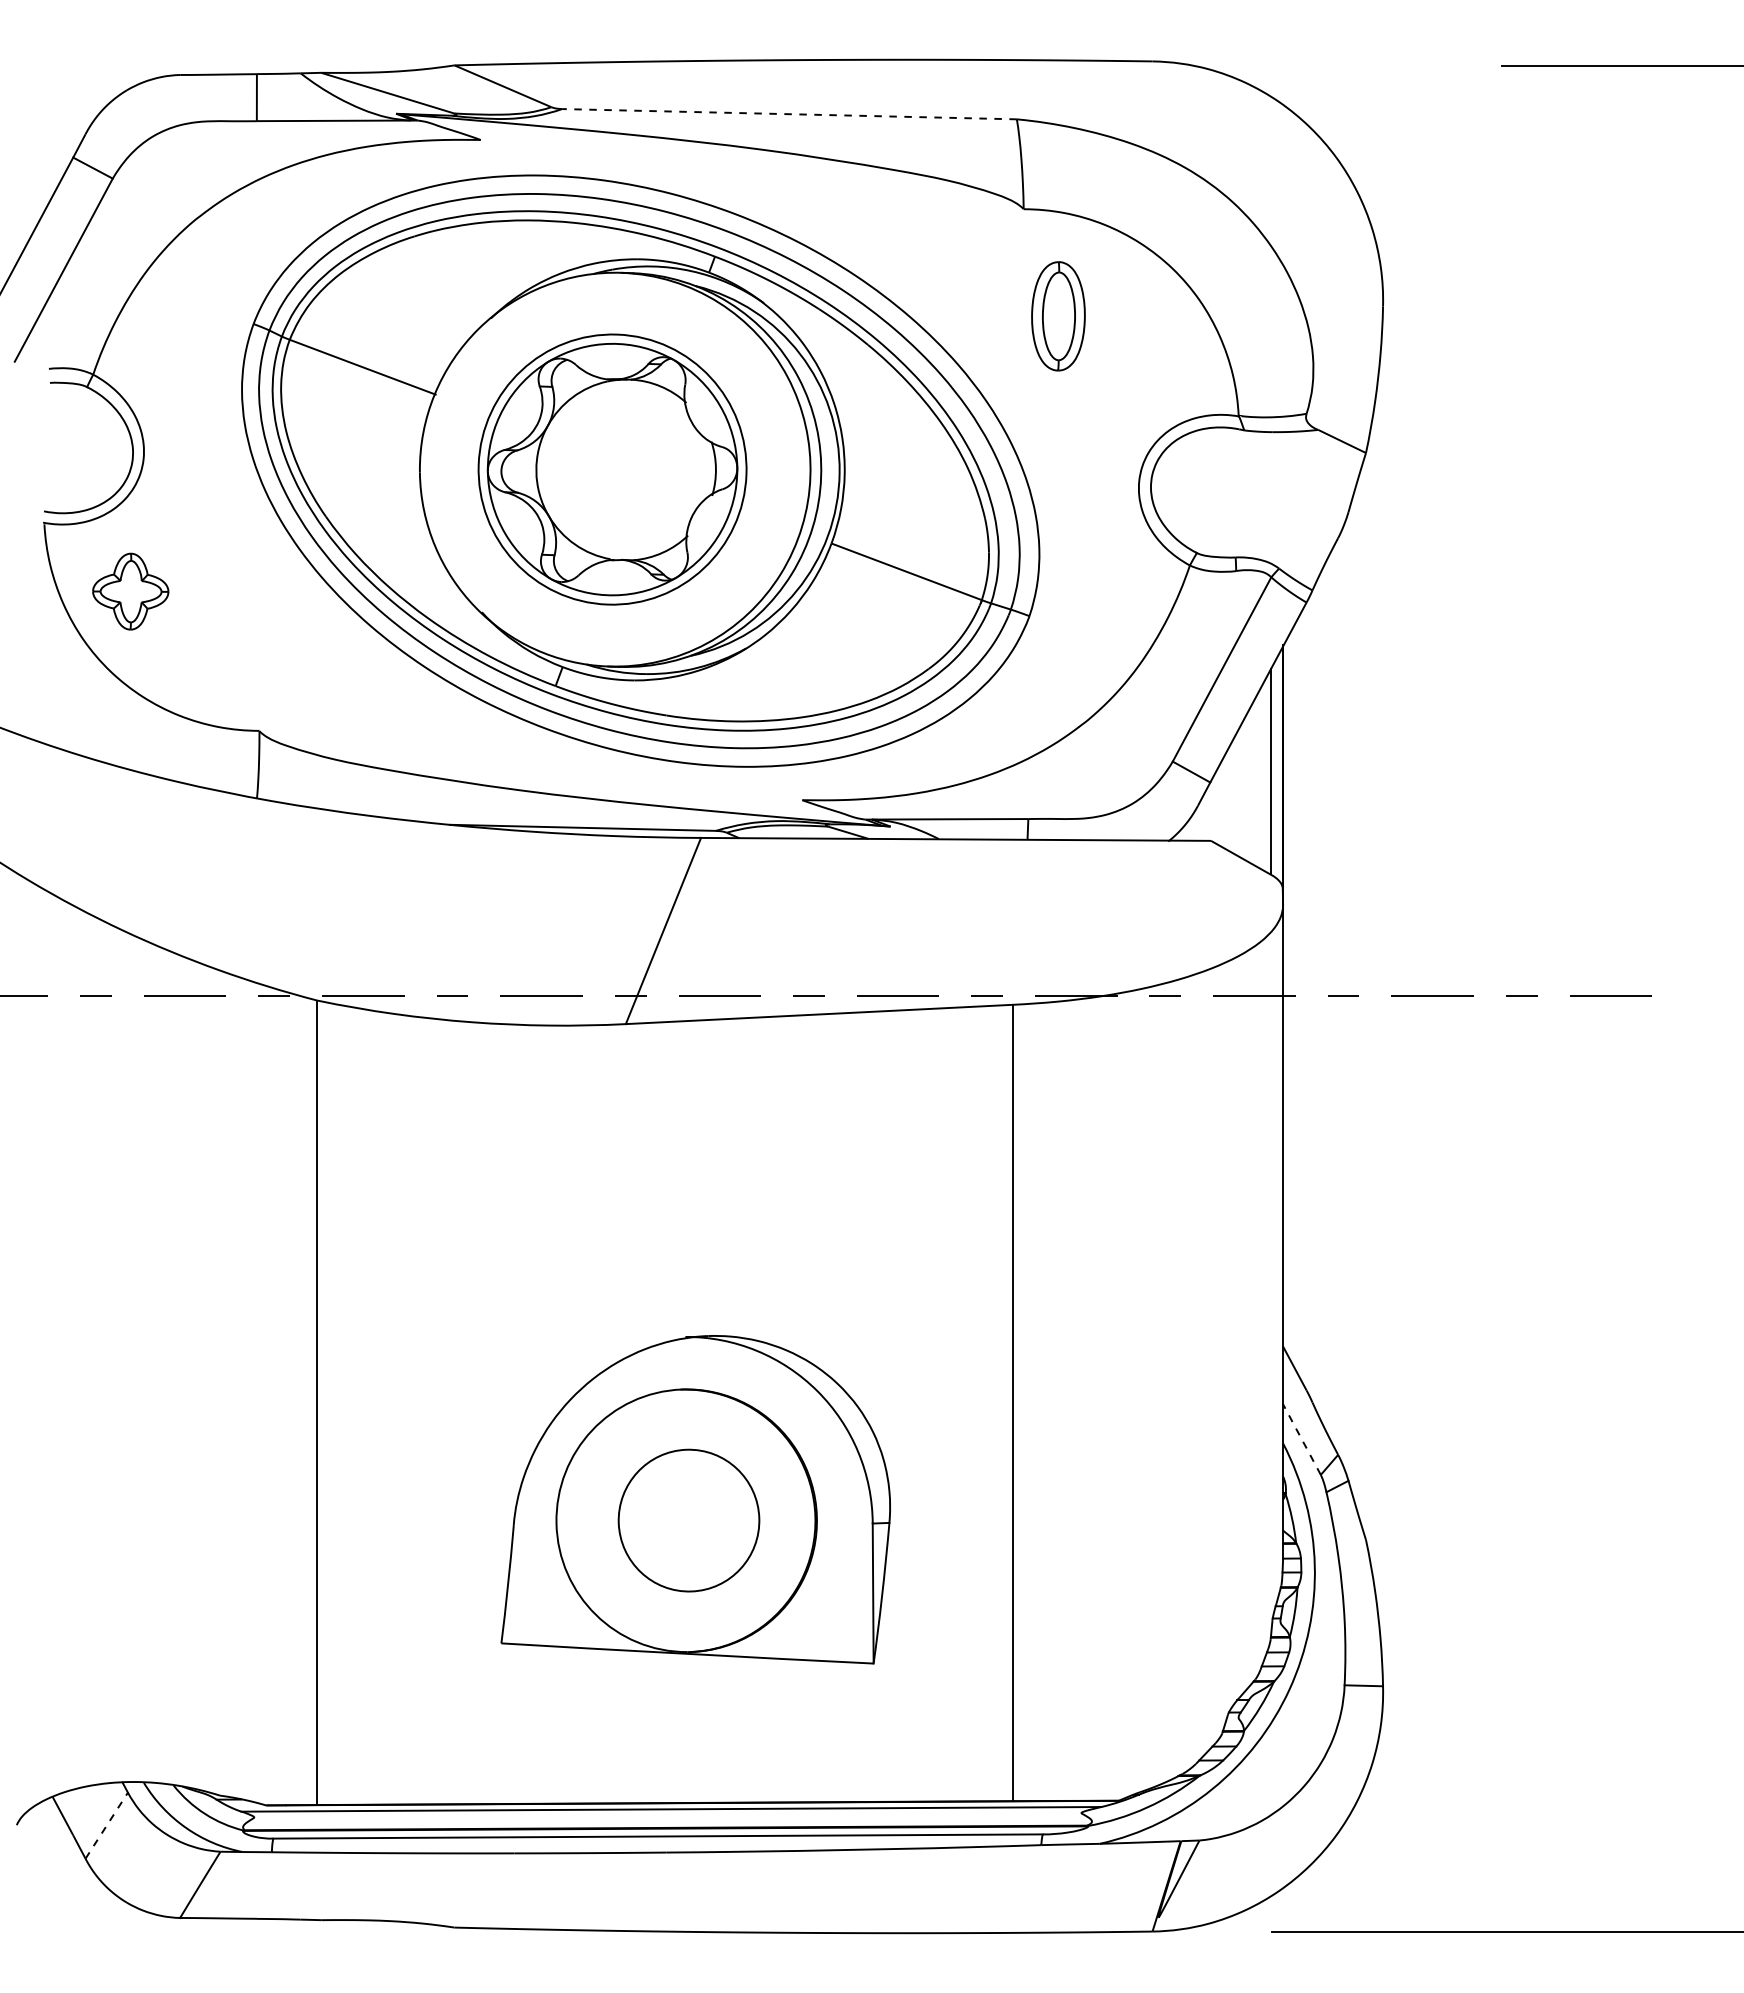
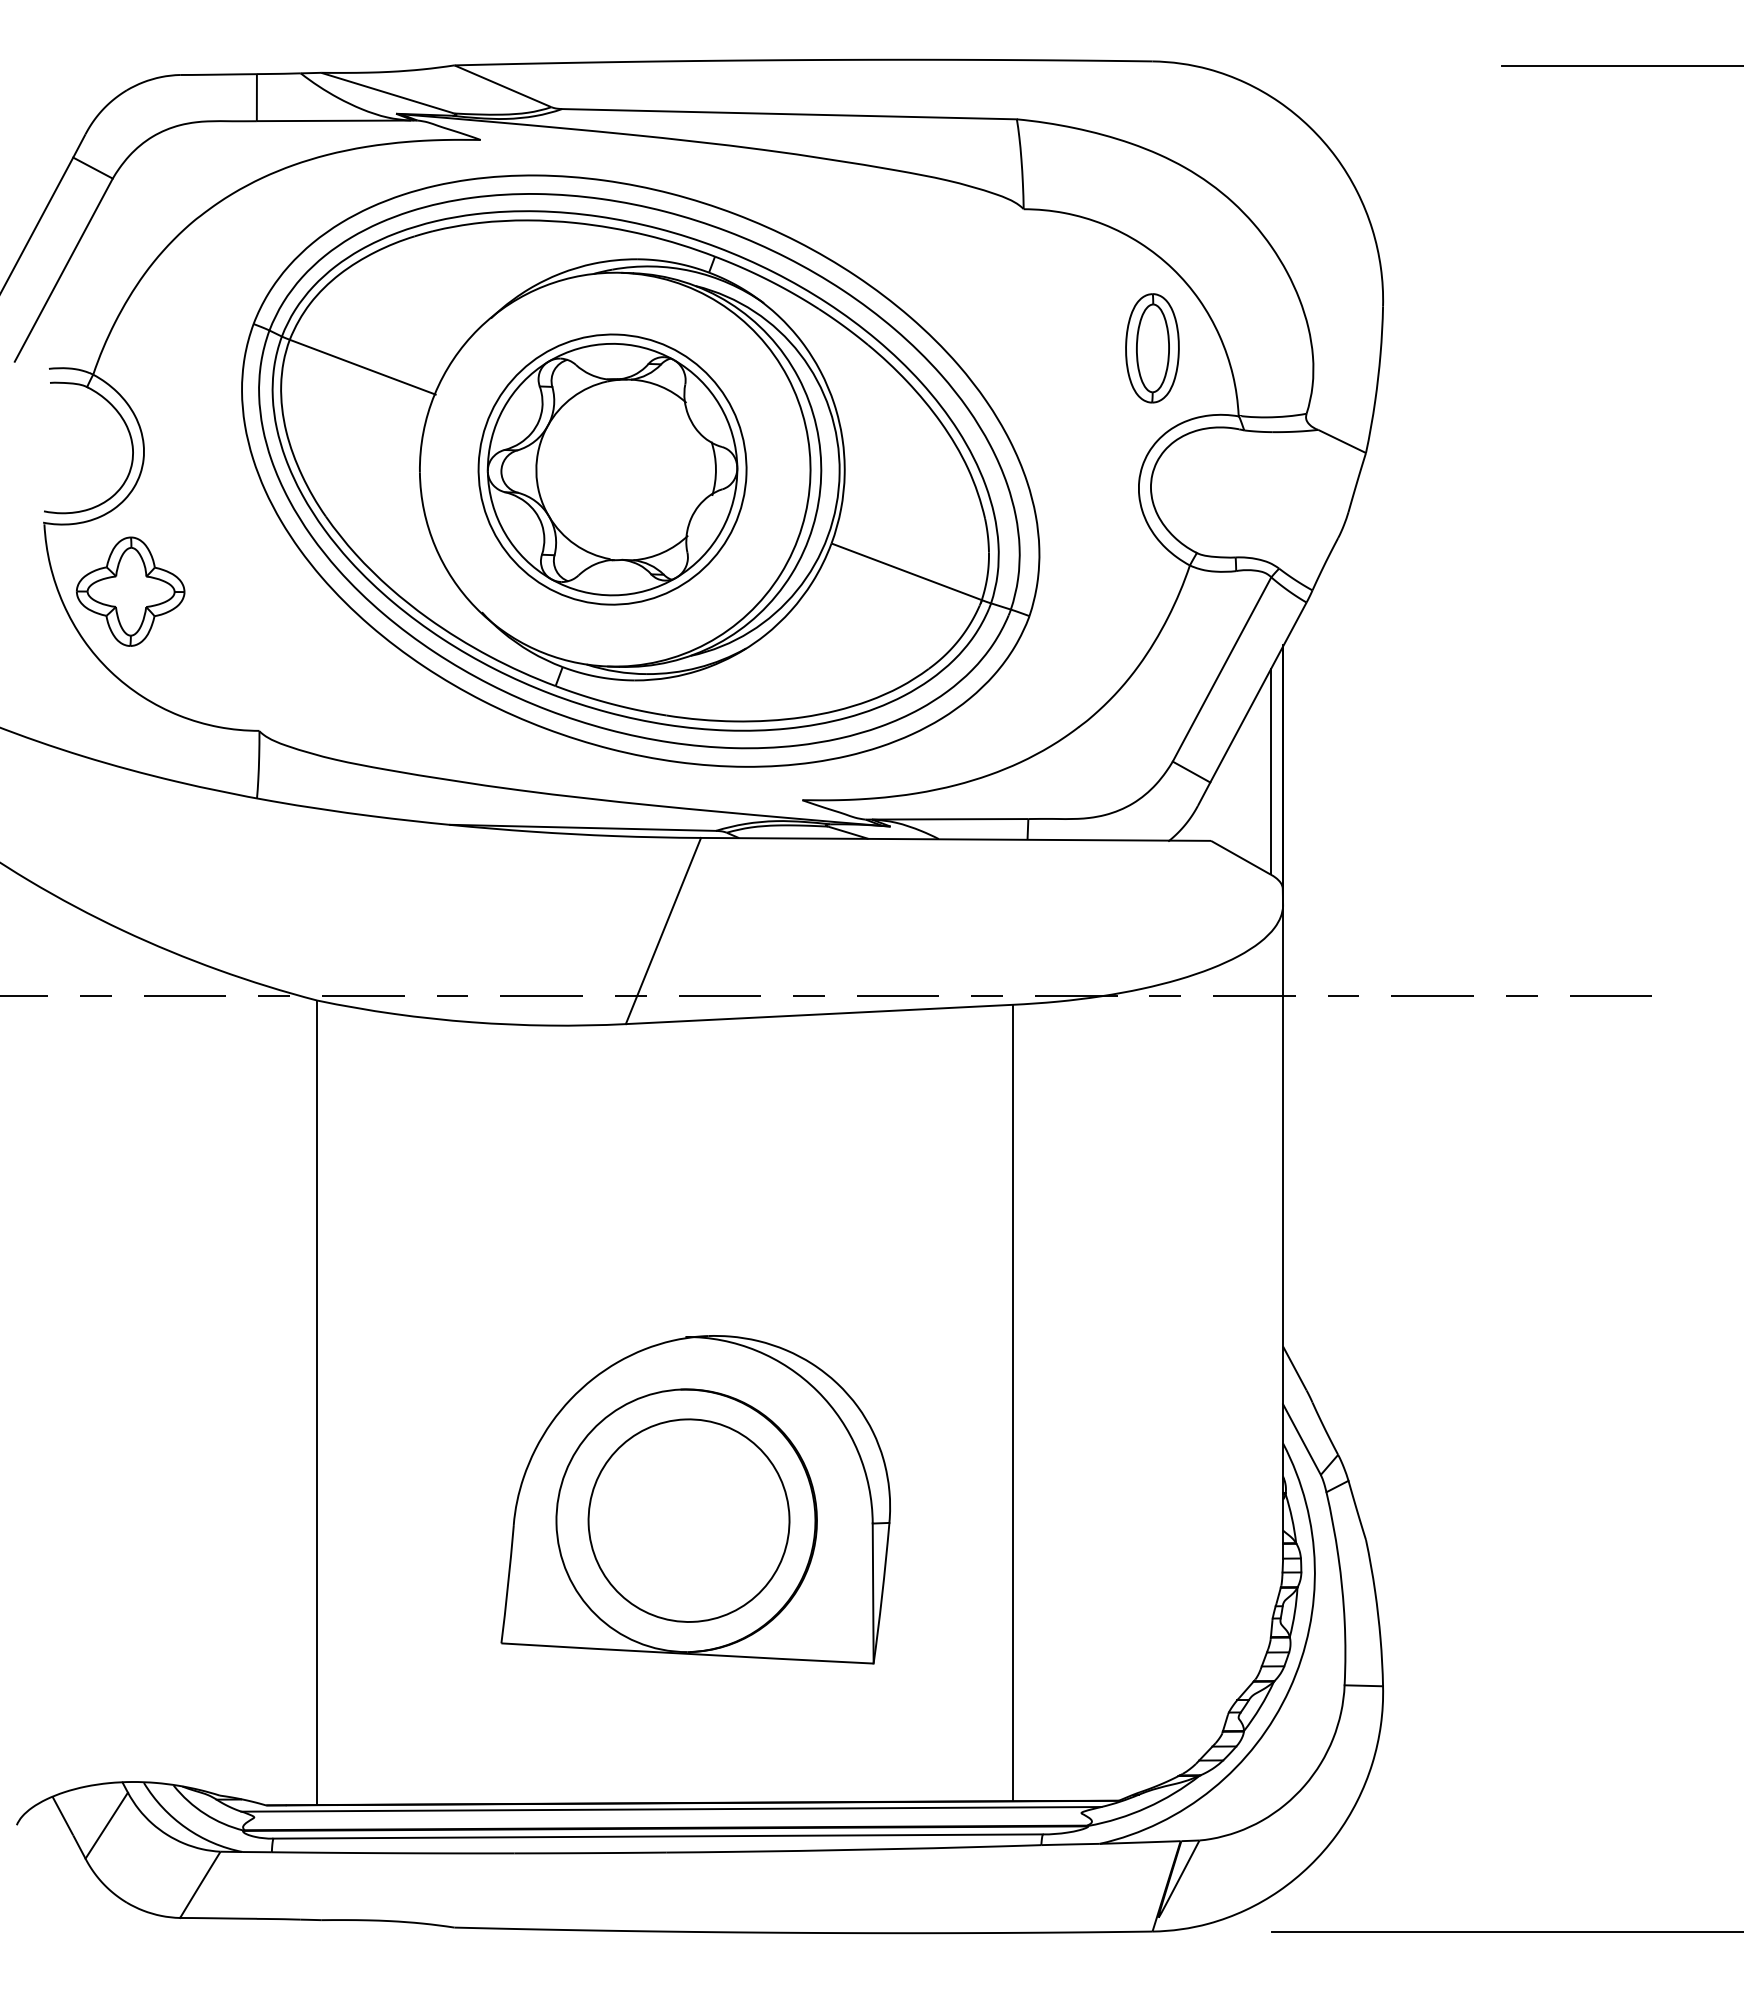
line: dashed -> solid (789, 114)
part position: (1058, 316) -> (1152, 348) (1152, 348)
part size: 78x79 px -> 110x111 px (130, 591)
line: dashed -> solid (1301, 1439)
part size: 144x145 px -> 204x205 px (688, 1520)
line: dashed -> solid (107, 1825)
